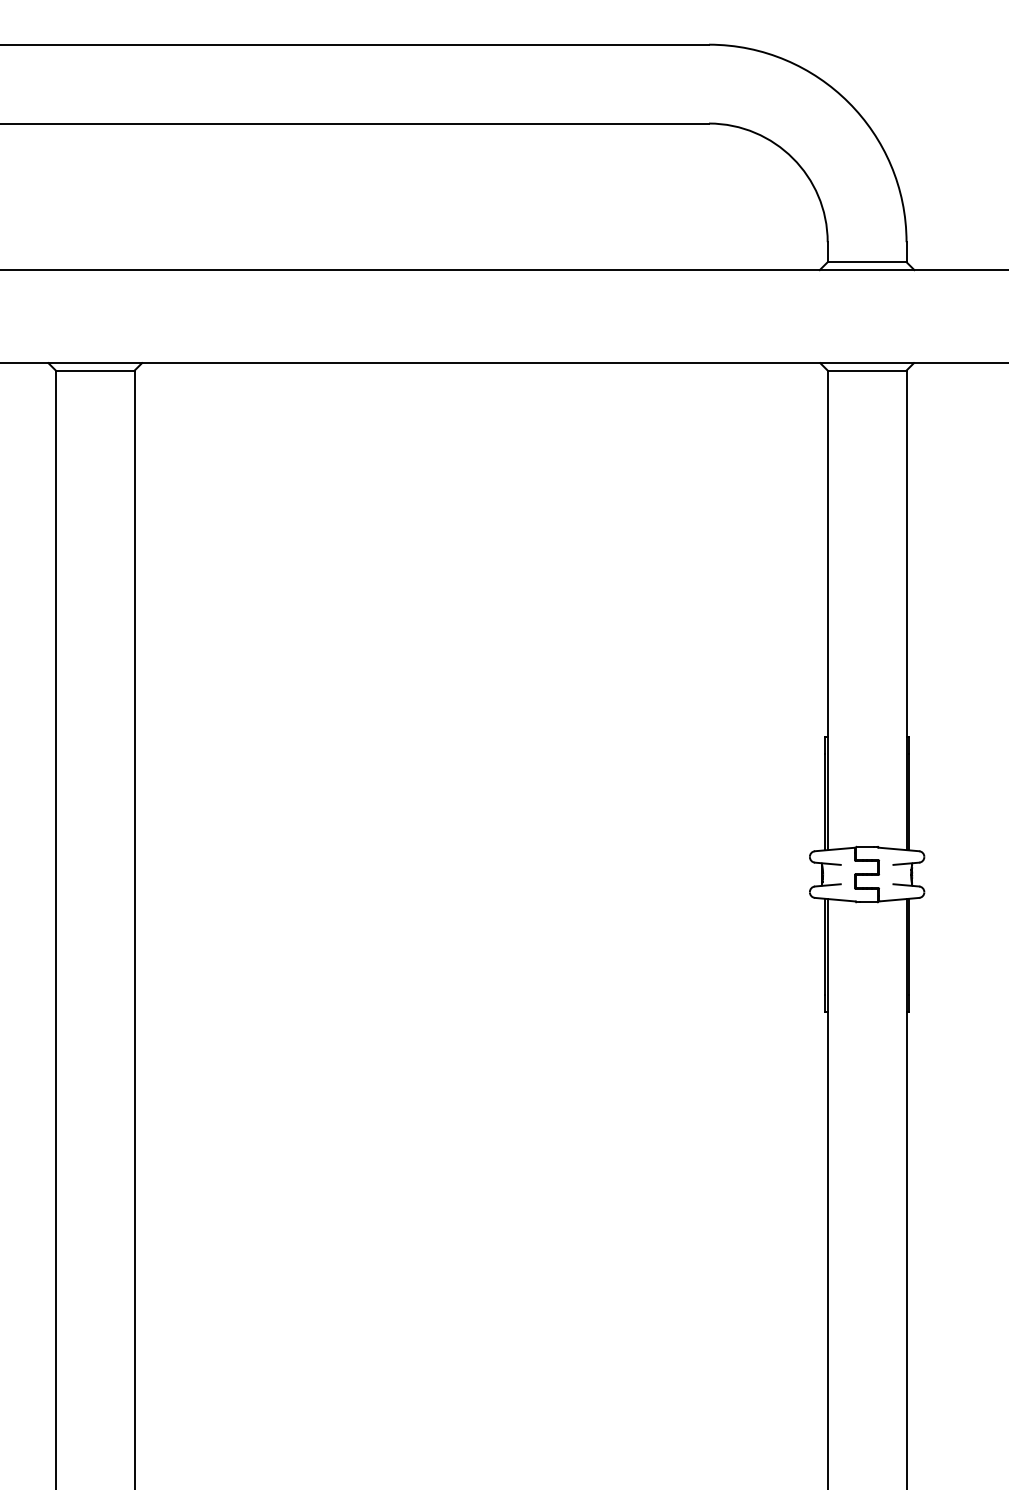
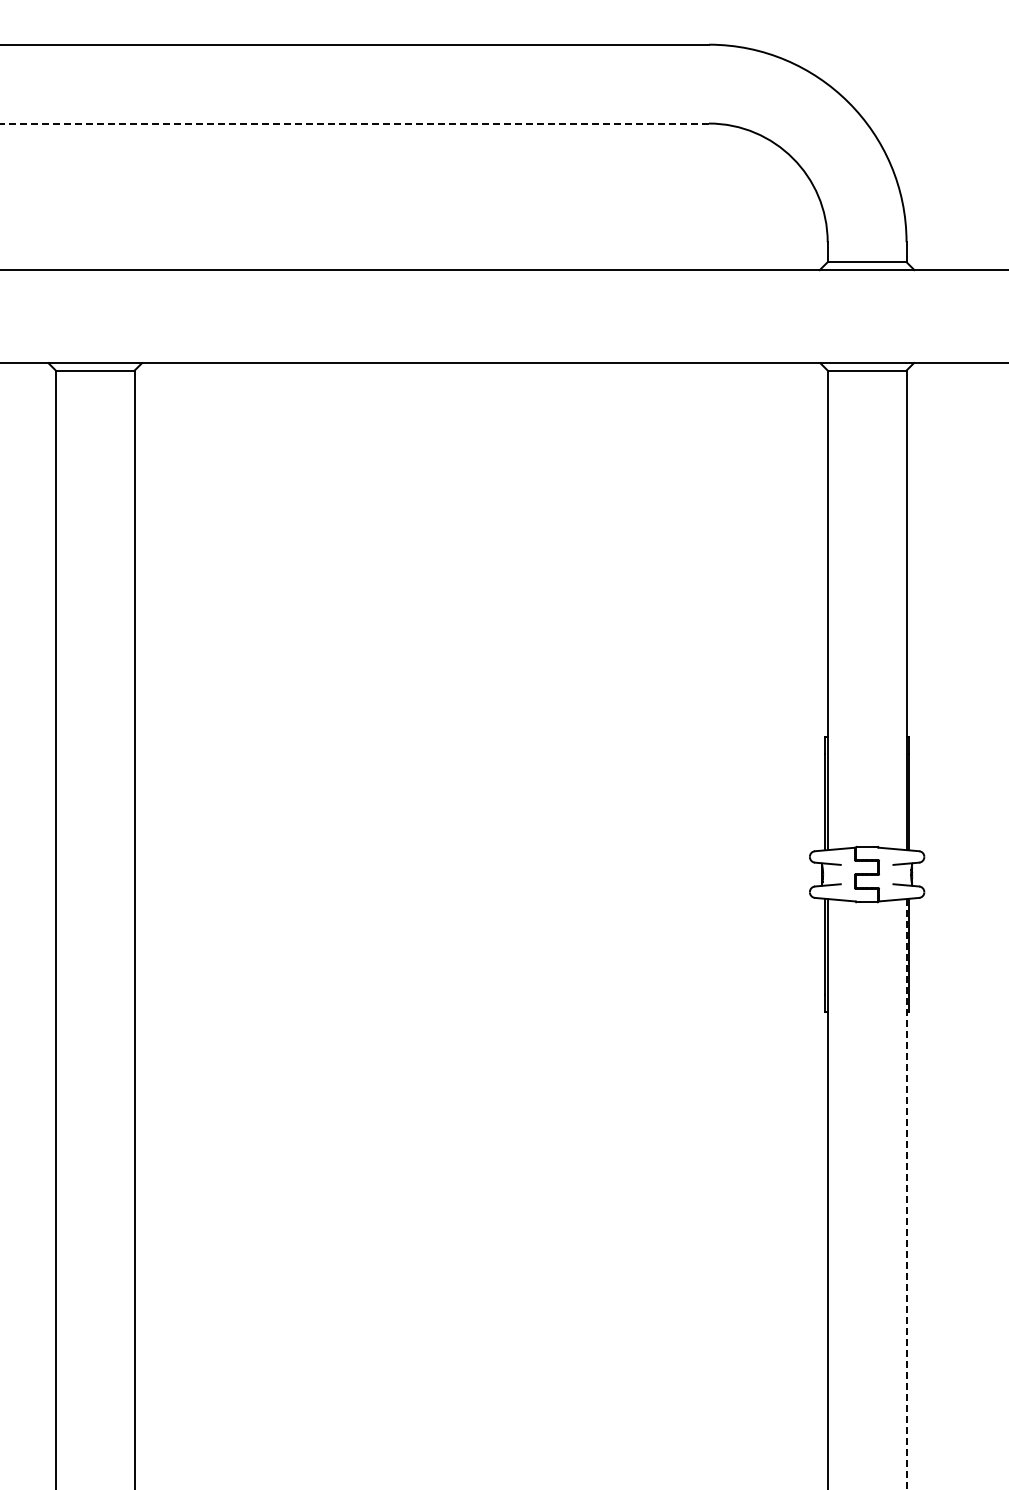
line: solid -> dashed (354, 123)
line: solid -> dashed (906, 1194)
